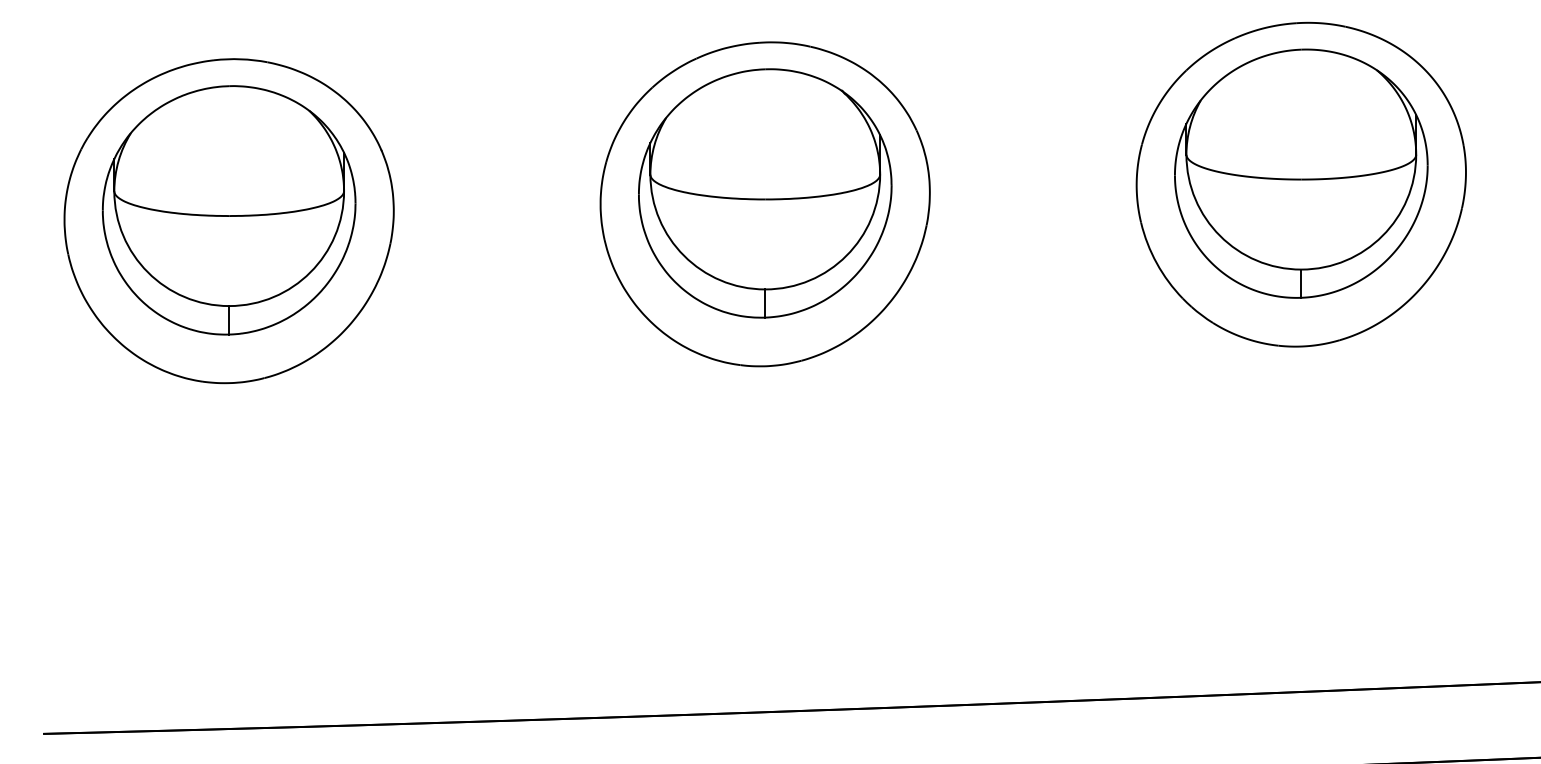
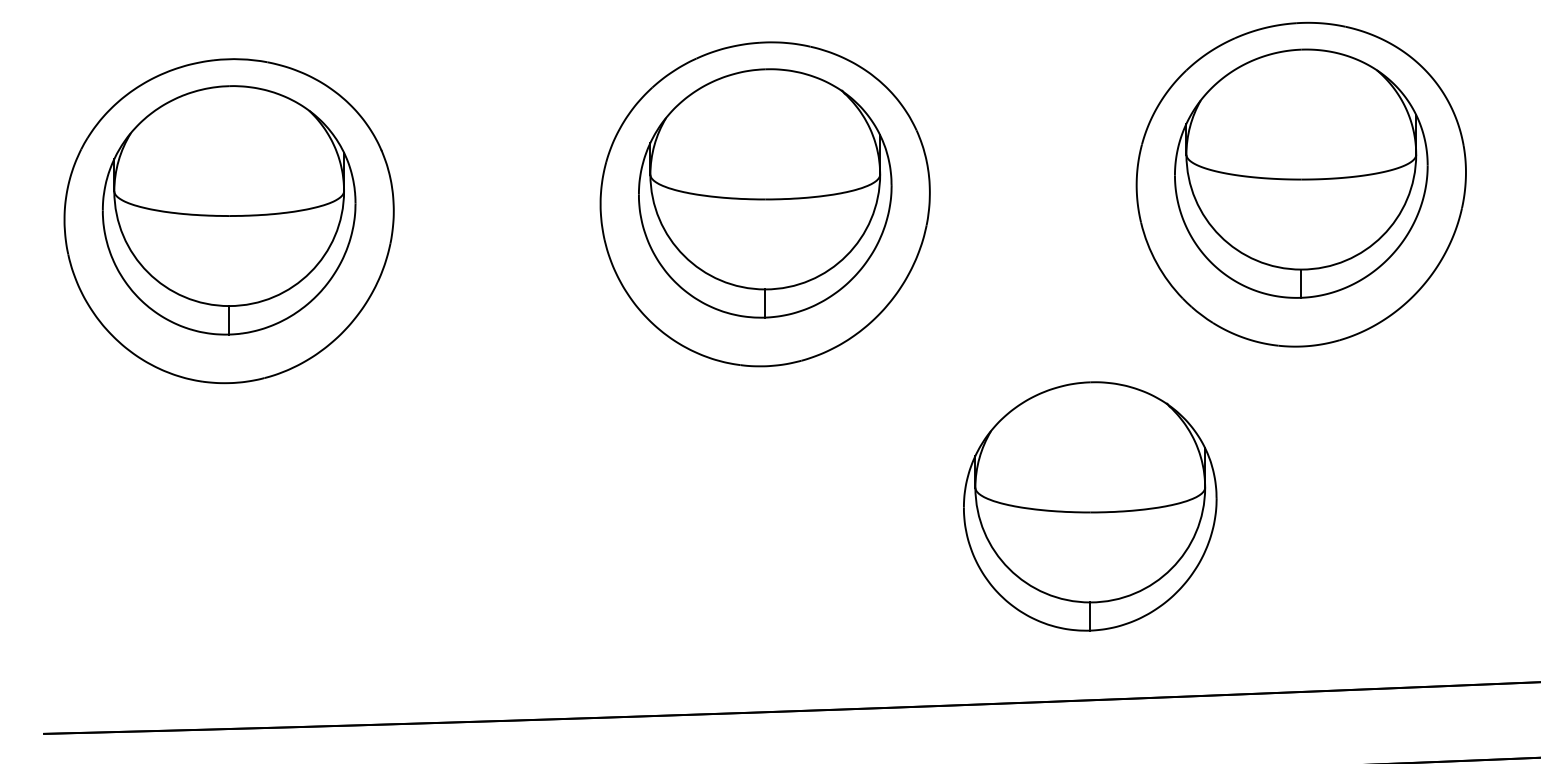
part: none -> present (1090, 506)
